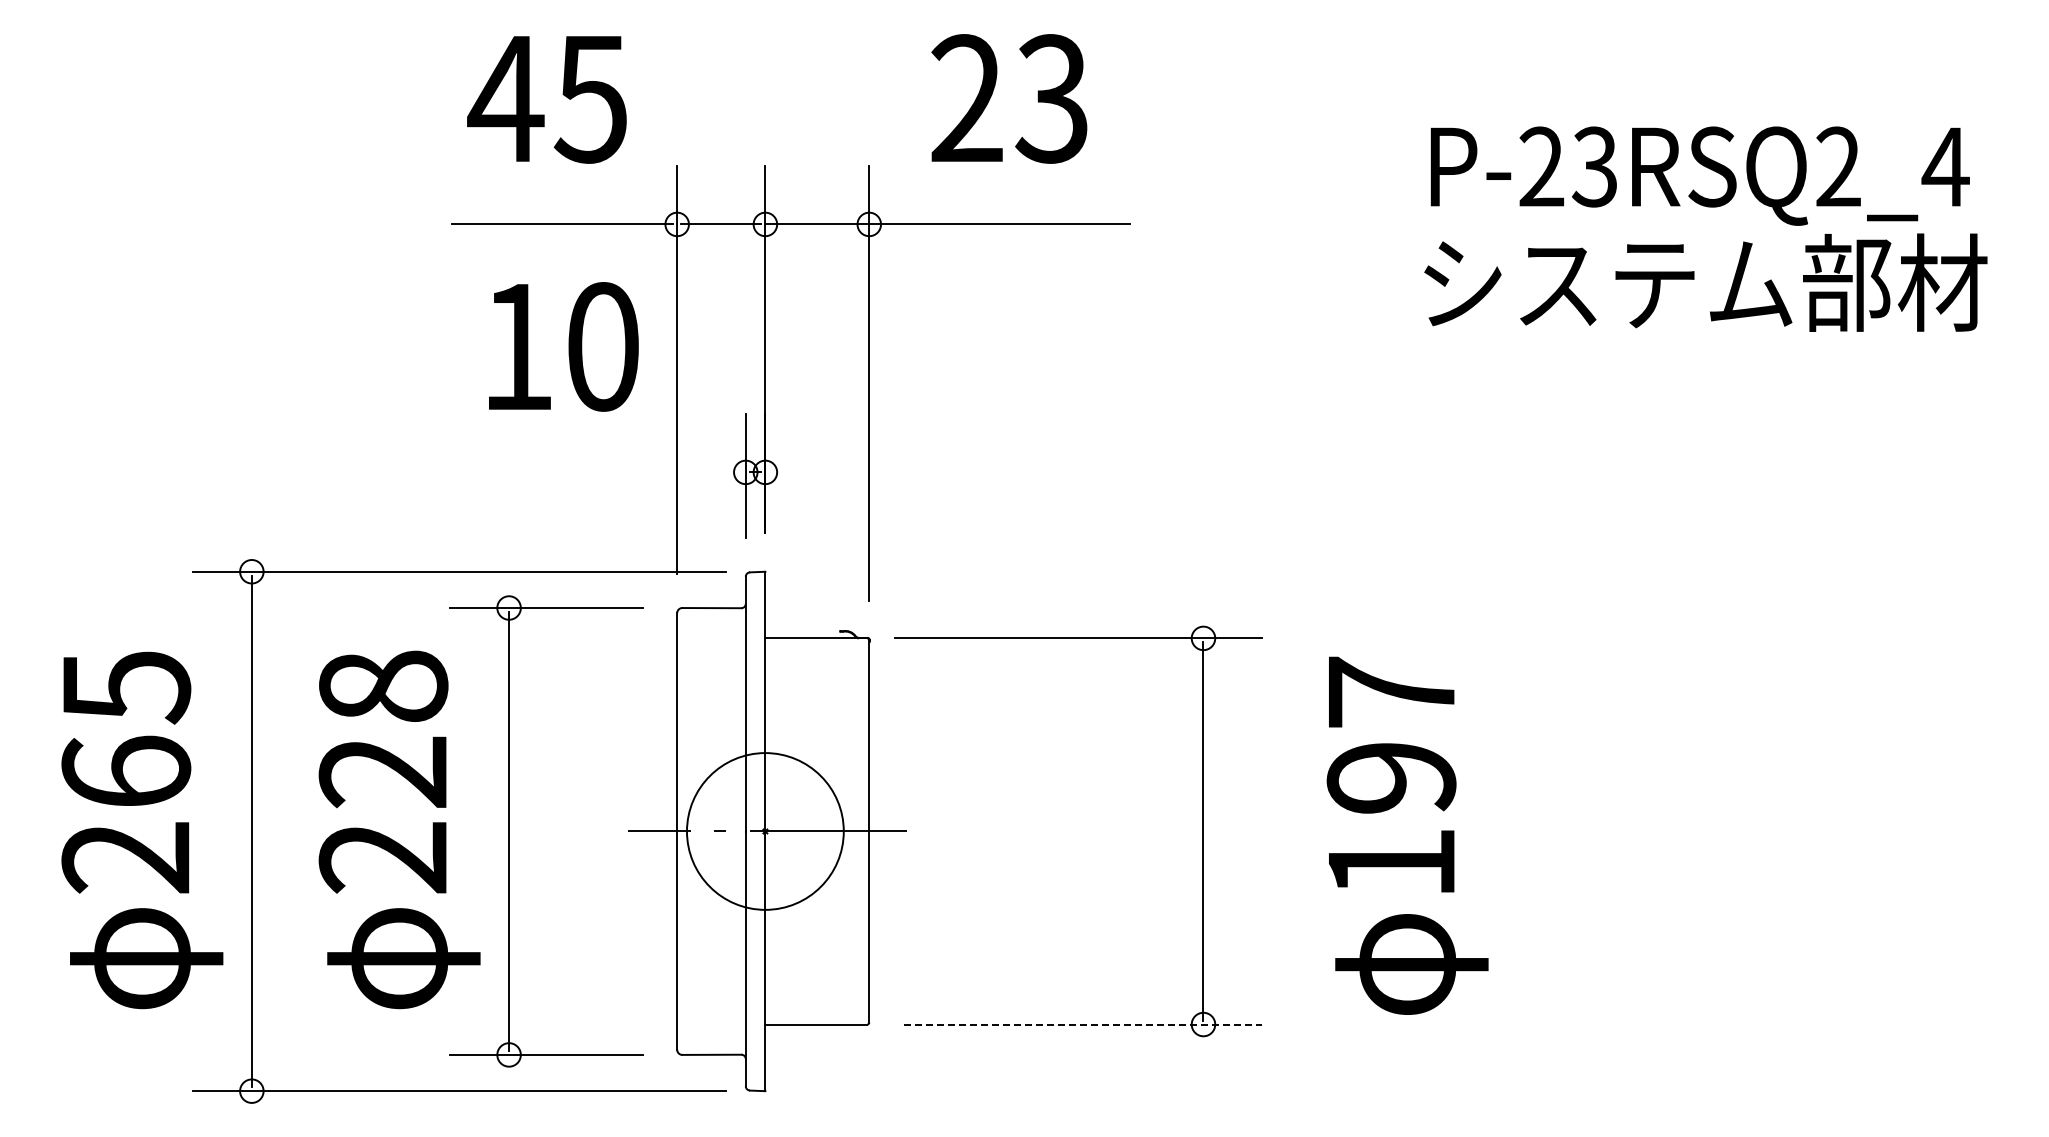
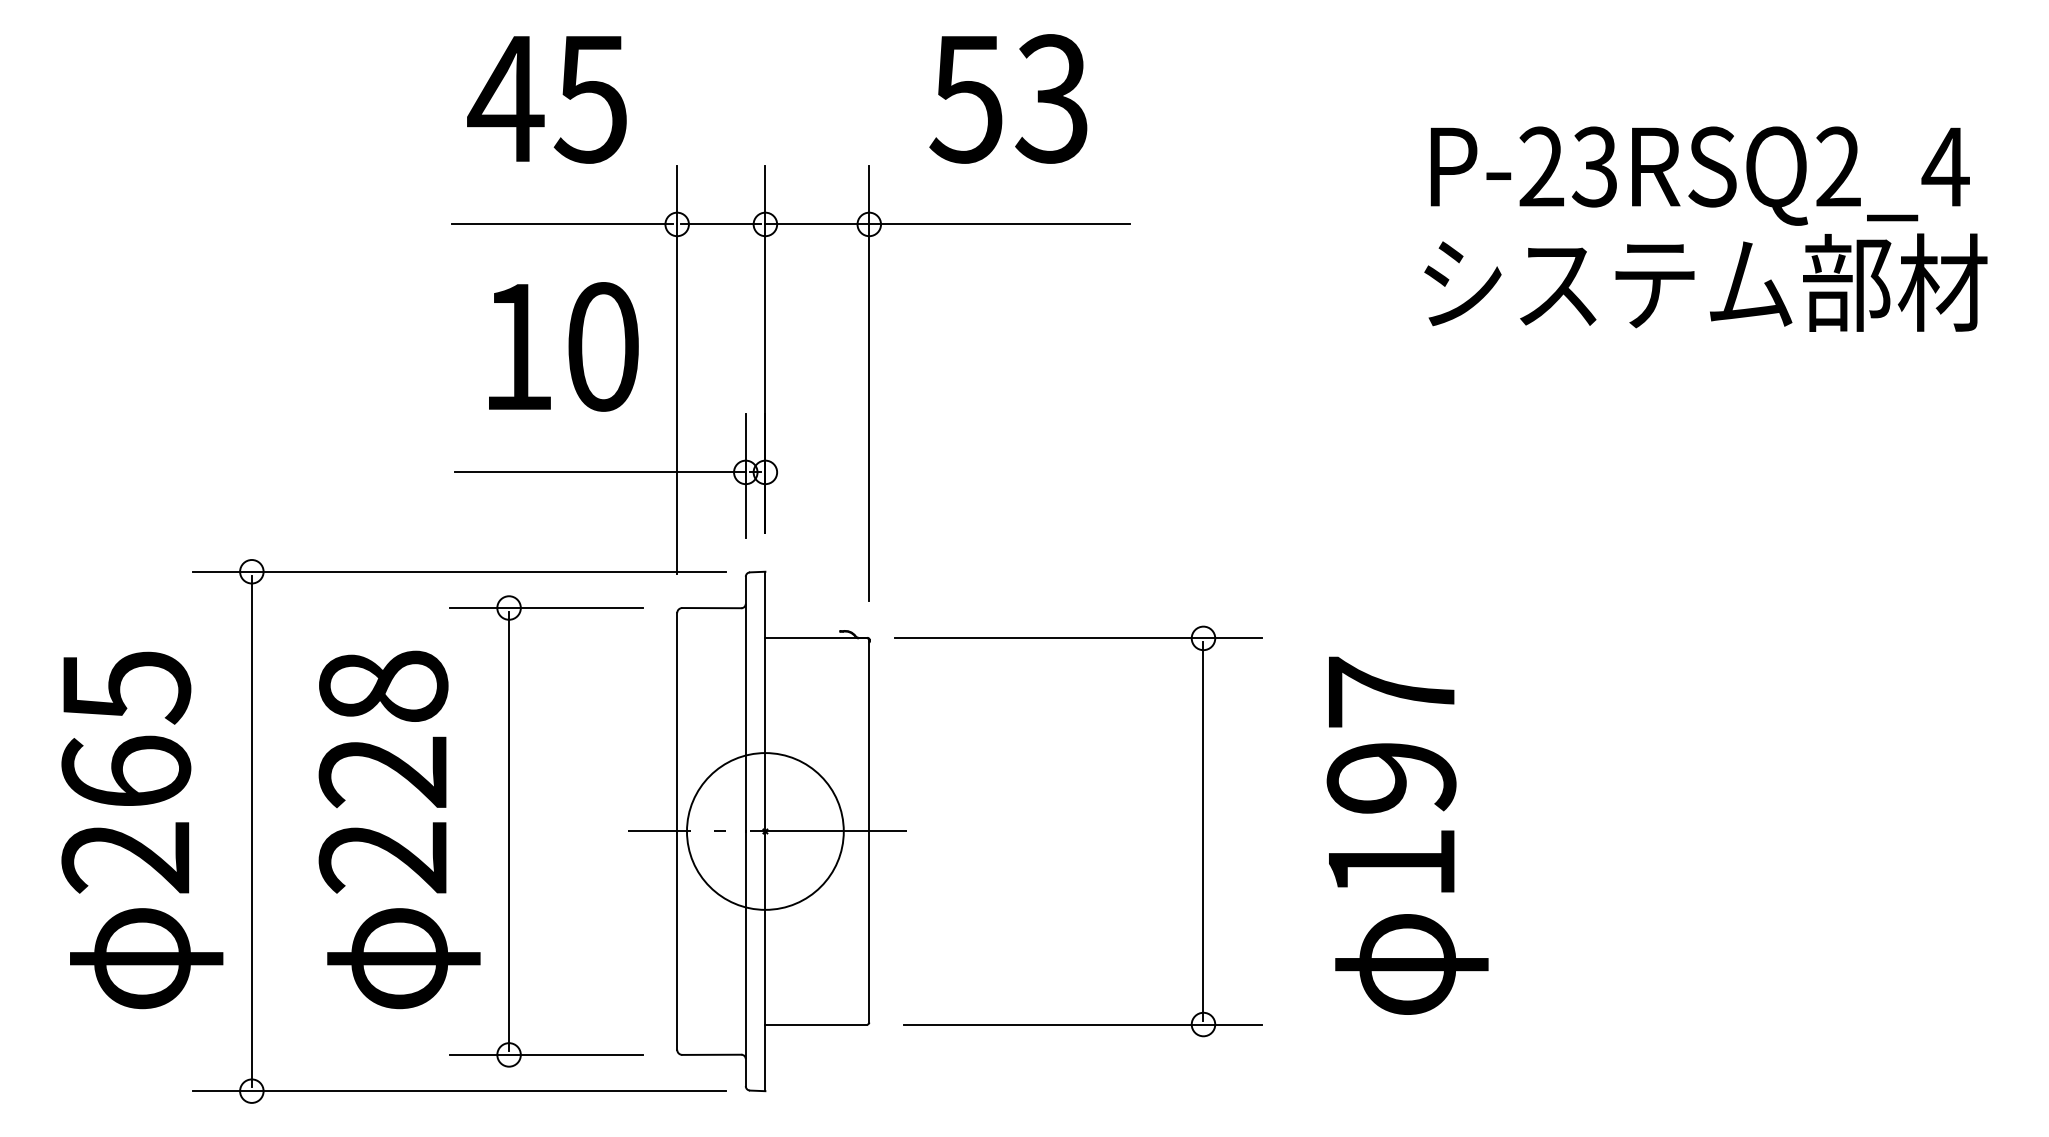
text: 23 -> 53 (965, 98)
line: none -> present (599, 472)
line: dashed -> solid (1083, 1024)
